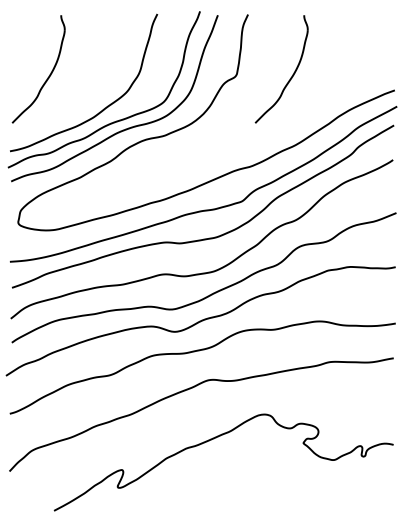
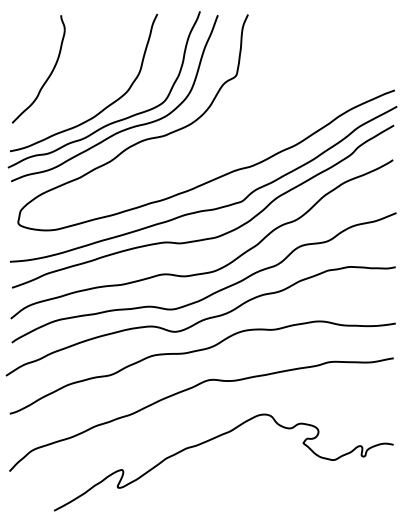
part: present -> none (290, 77)
